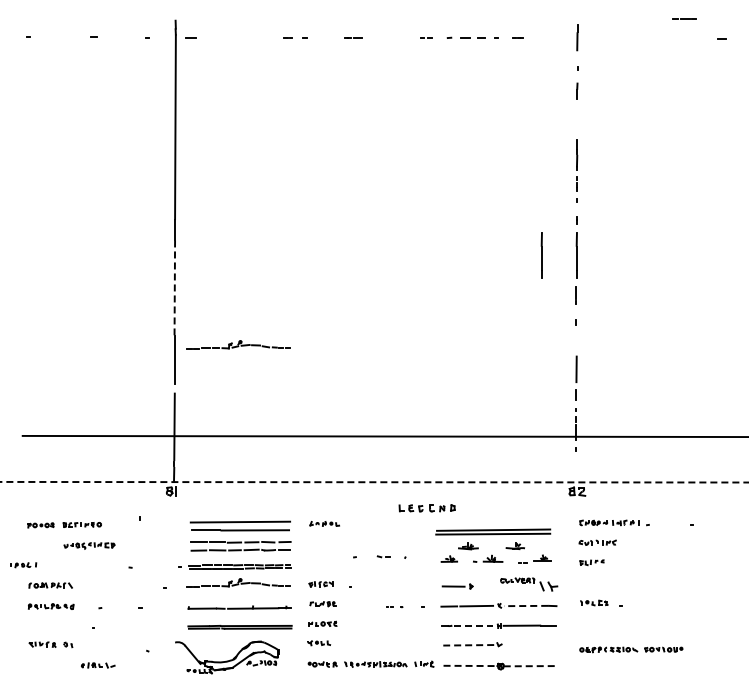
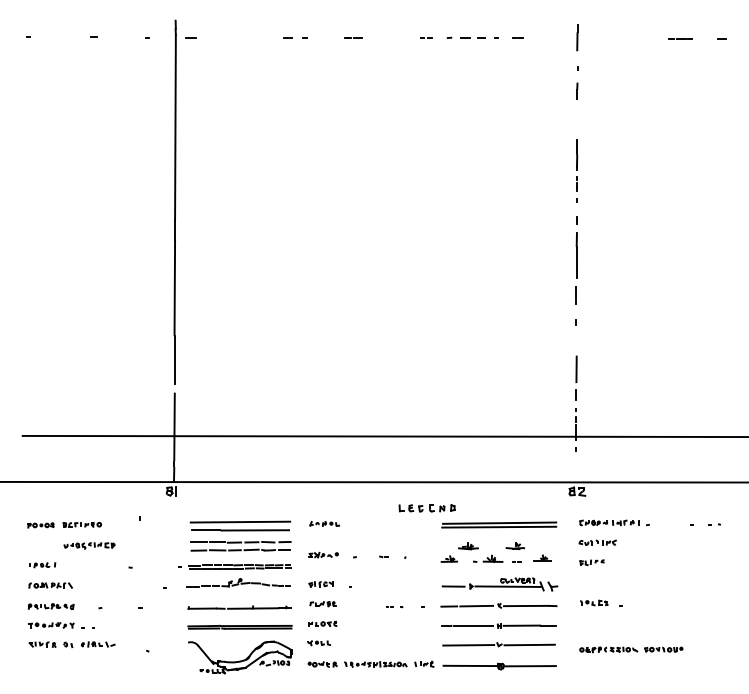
line position: (684, 18) -> (680, 38) (680, 38)
line: present -> none (541, 255)
line: dashed -> solid (174, 288)
part: present -> none (238, 344)
line: dashed -> solid (374, 482)
part: none -> present (714, 524)
part position: (493, 531) -> (499, 524) (499, 524)
part: none -> present (323, 555)
part size: 15x4 px -> 10x4 px (383, 556)
part position: (522, 562) -> (516, 561) (516, 561)
part position: (23, 565) -> (42, 565) (42, 565)
line: none -> present (508, 586)
line: dashed -> solid (525, 606)
part: none -> present (55, 625)
line: dashed -> solid (473, 625)
line: none -> present (529, 644)
line: dashed -> solid (468, 645)
part position: (227, 657) -> (240, 657) (240, 657)
part position: (98, 665) -> (98, 644) (98, 644)
line: dashed -> solid (471, 665)
line: dashed -> solid (530, 666)
